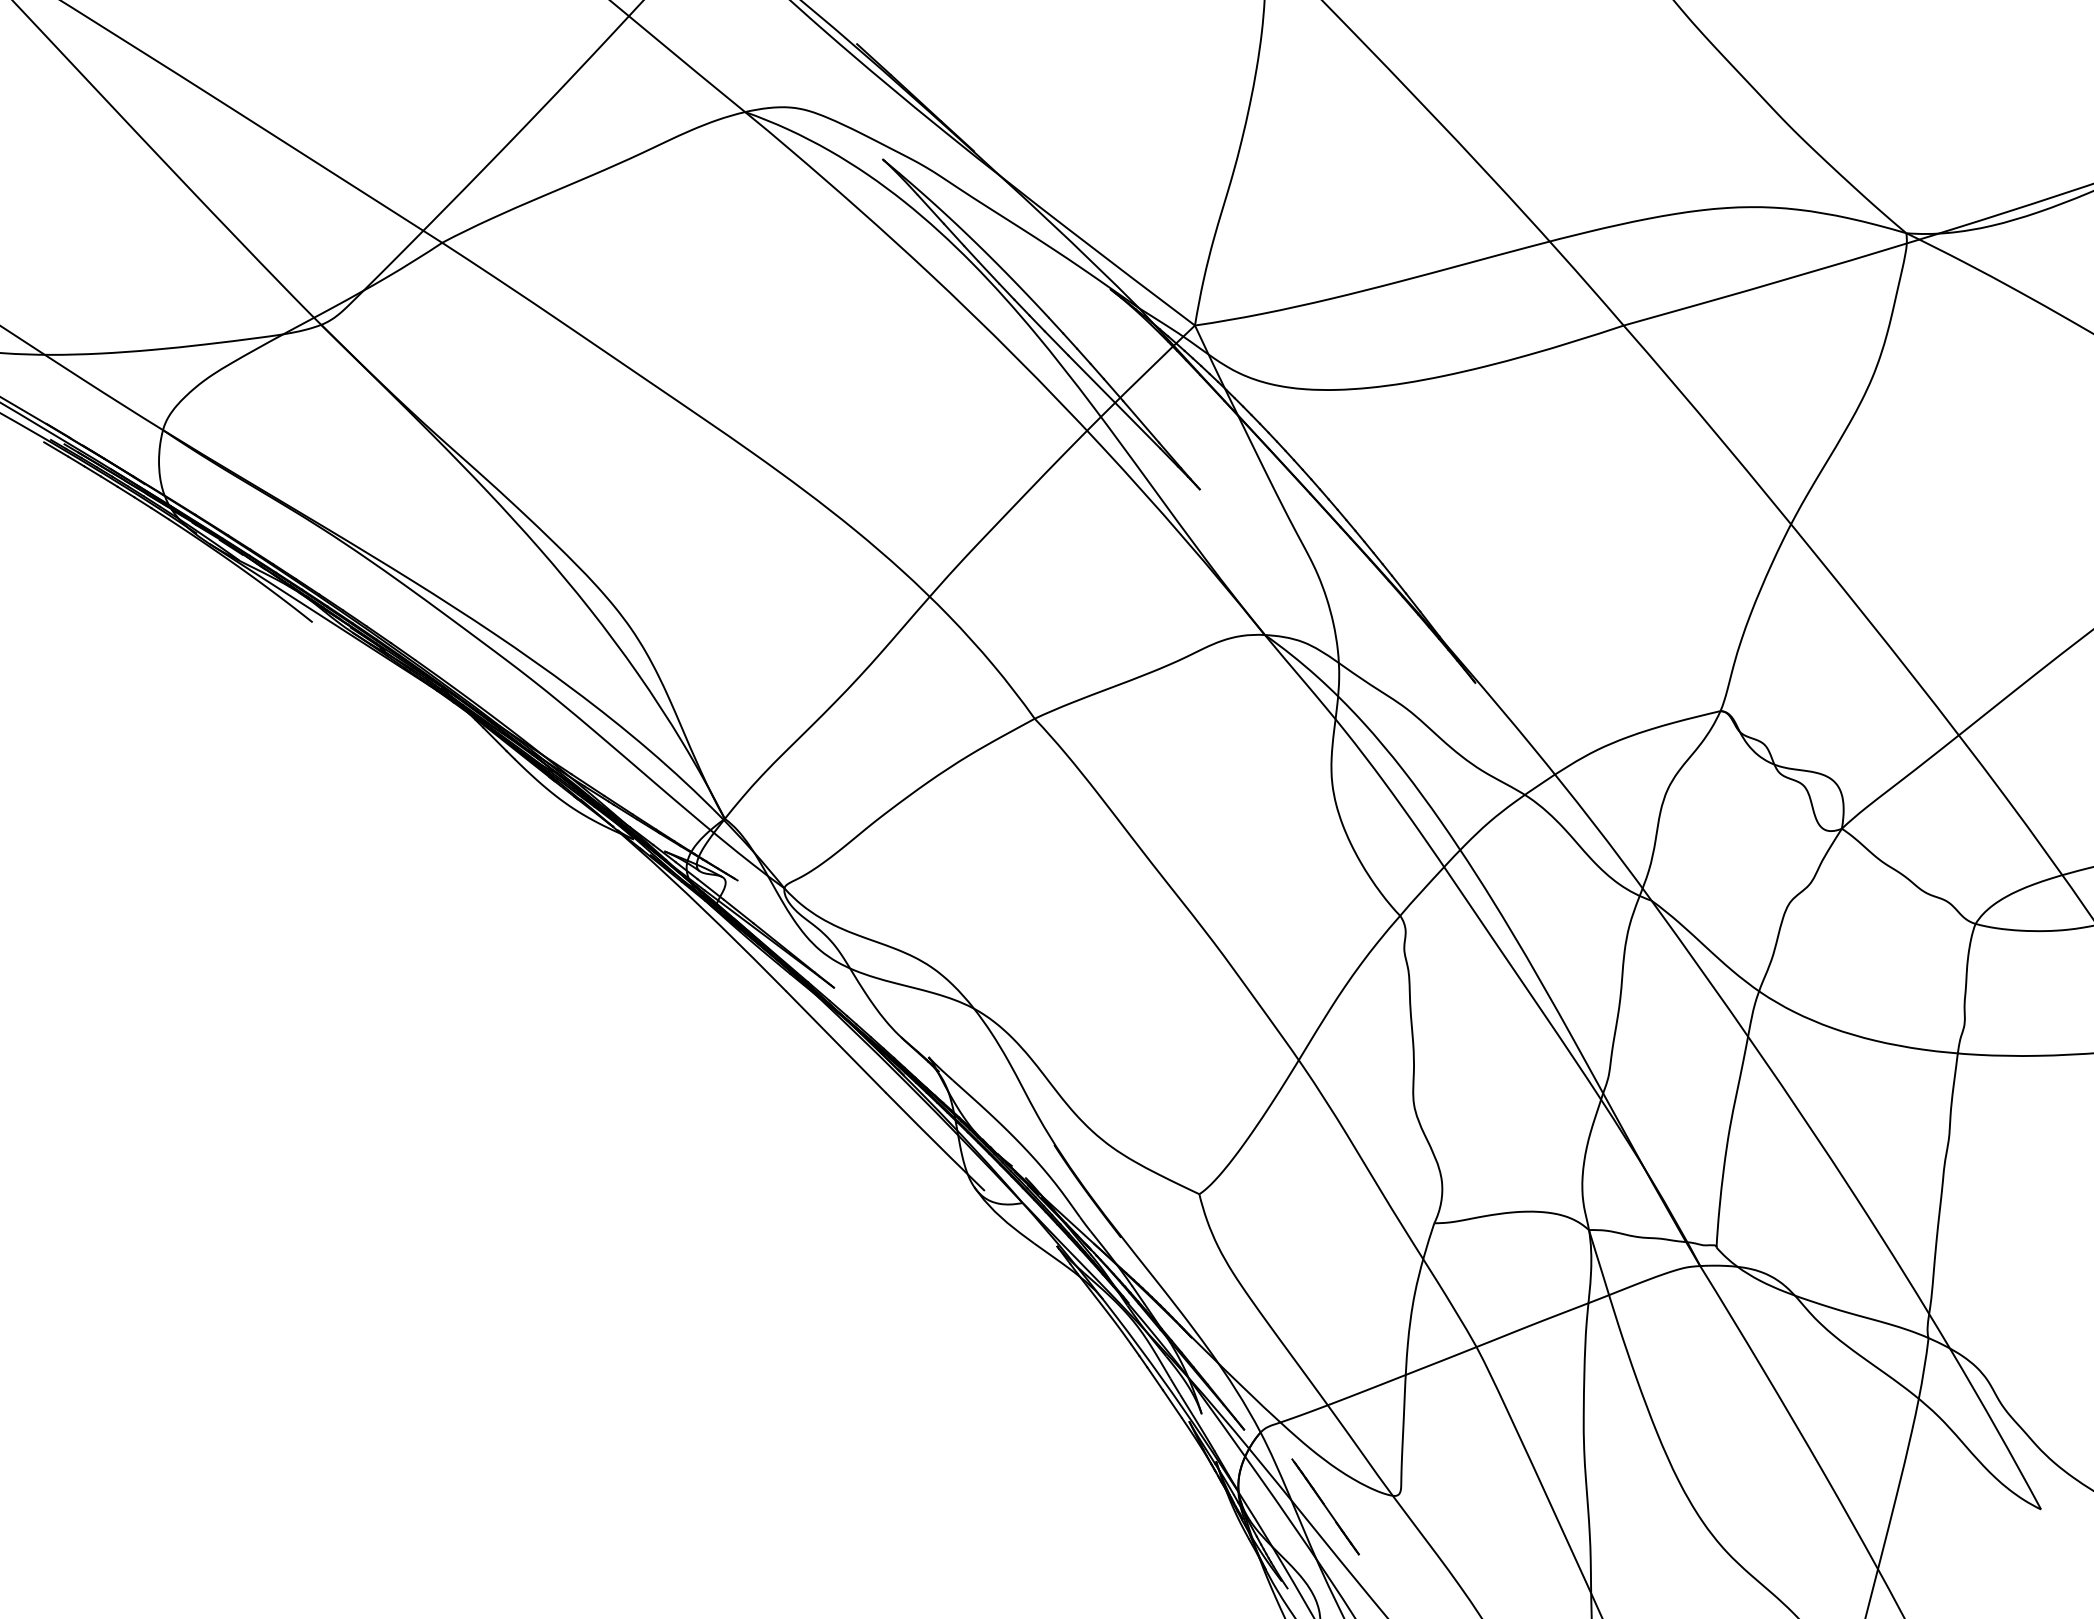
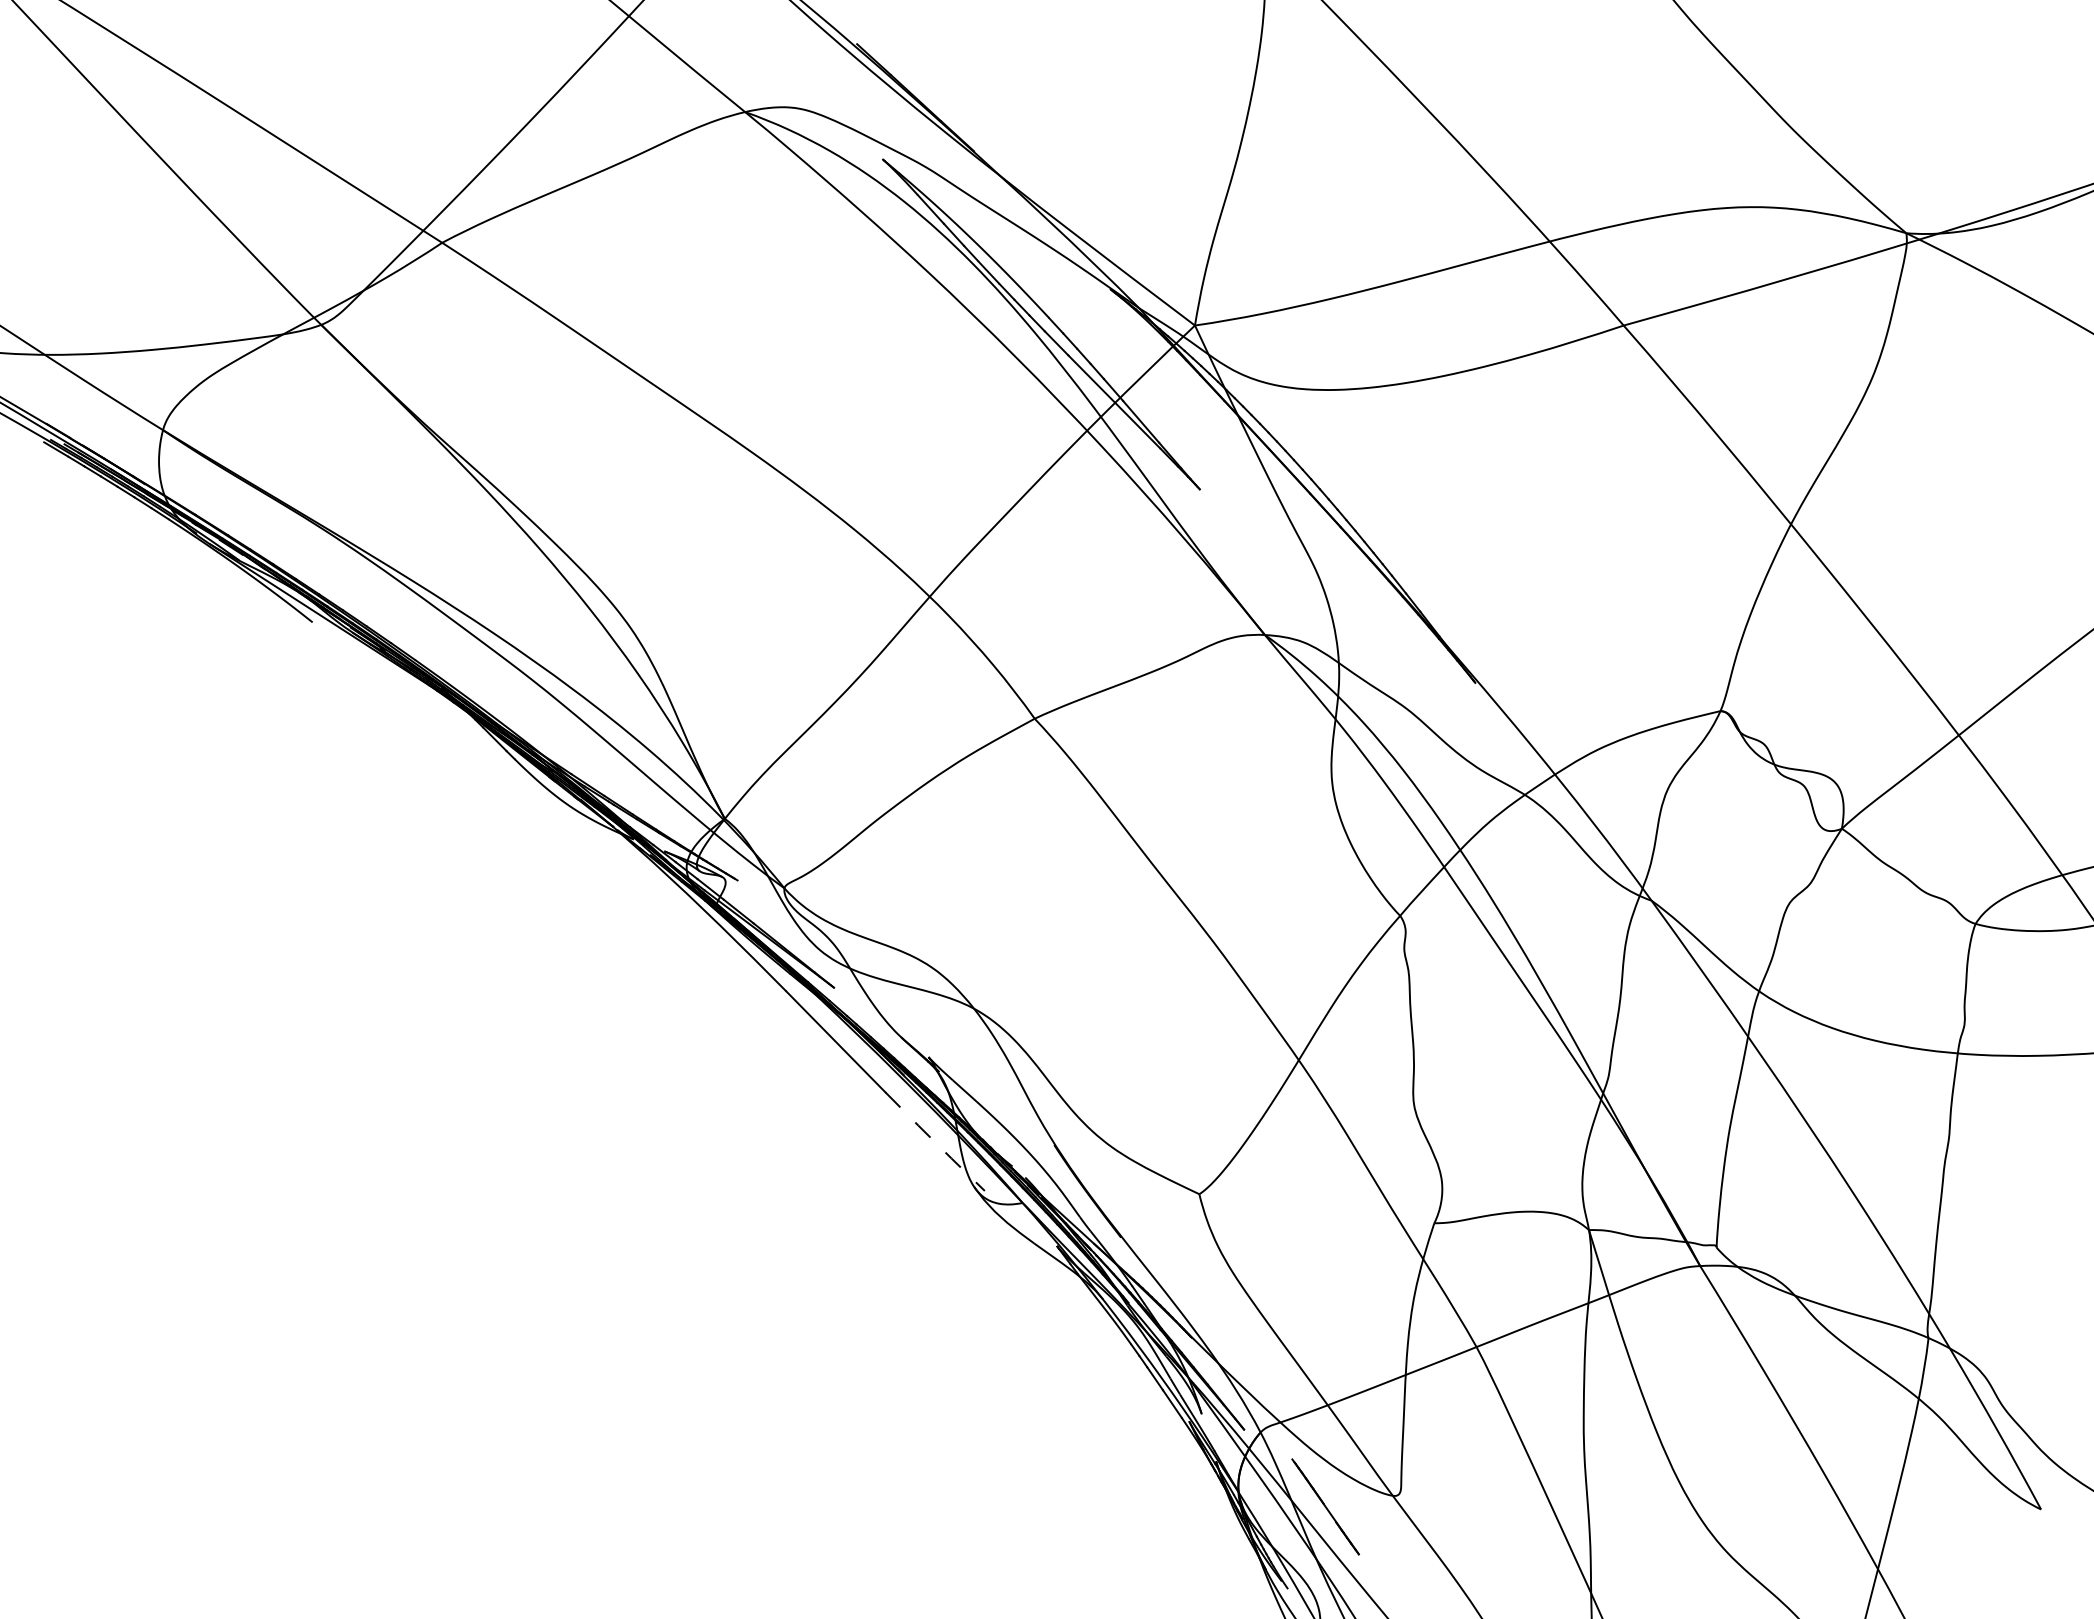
line: solid -> dashed (935, 1142)
